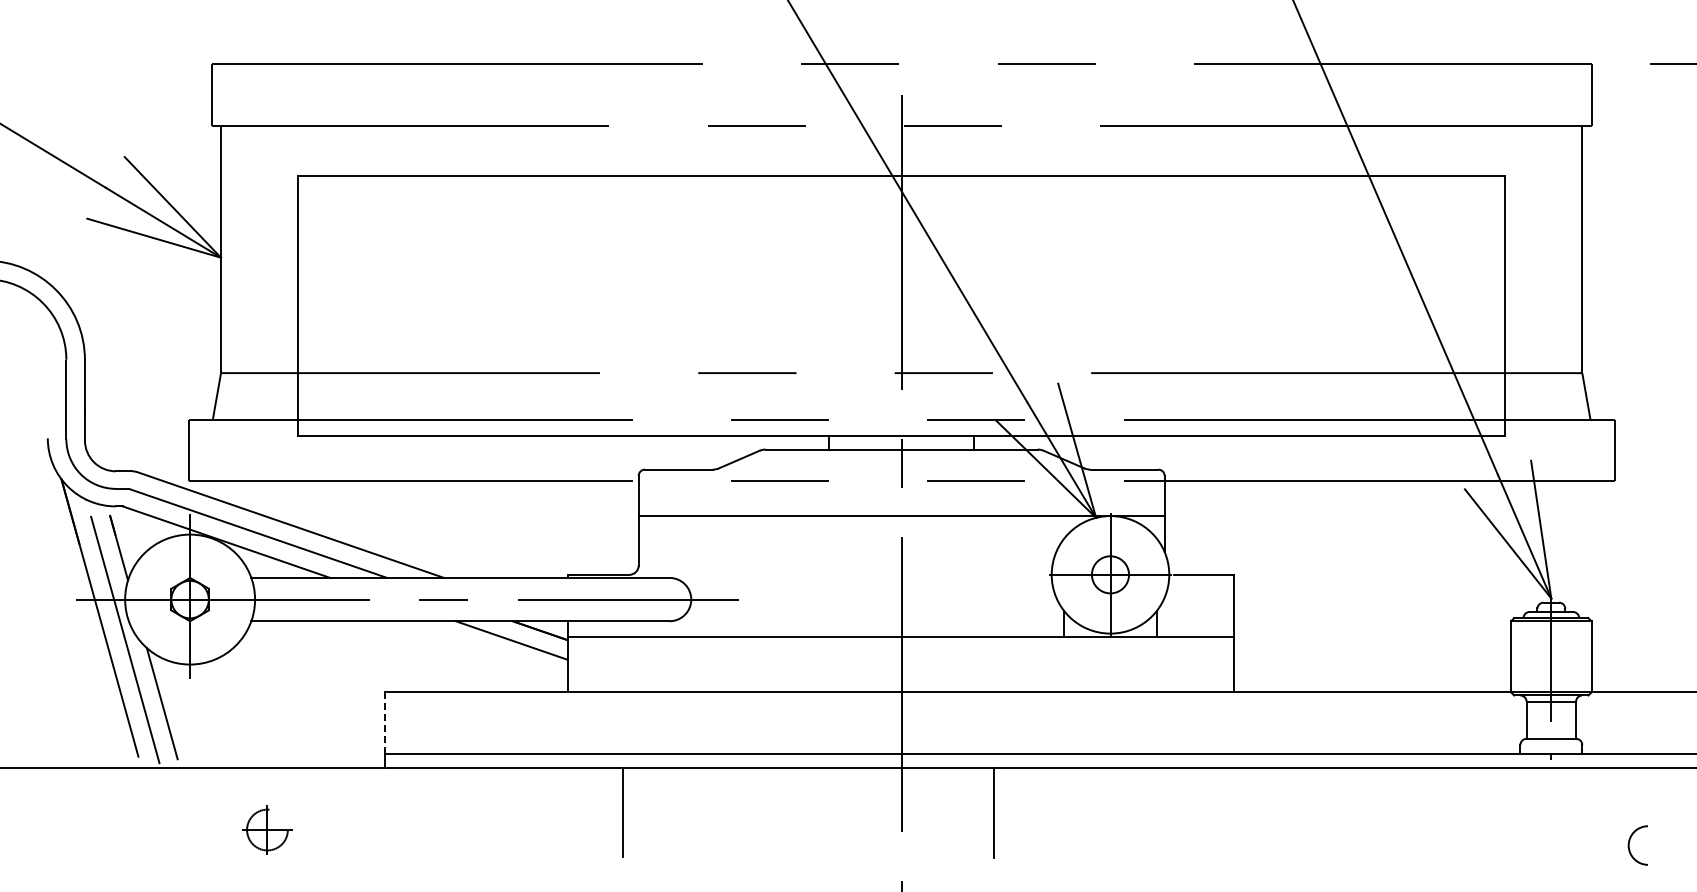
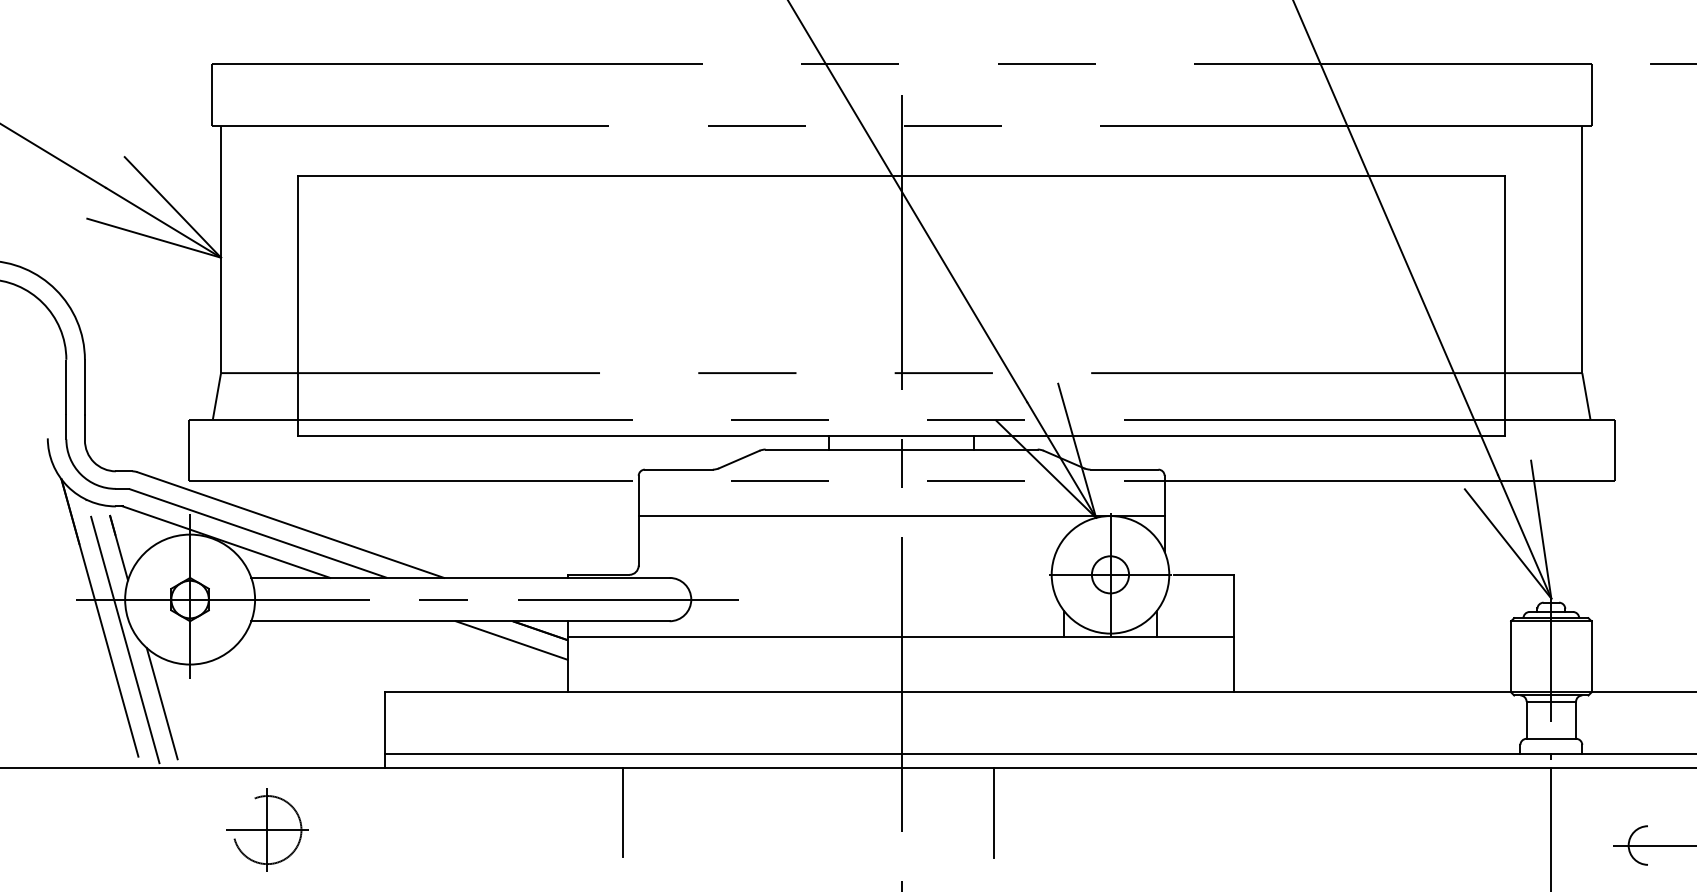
line: dashed -> solid (385, 723)
line: none -> present (1551, 828)
part size: 51x50 px -> 83x84 px (267, 829)
line: none -> present (1653, 845)
